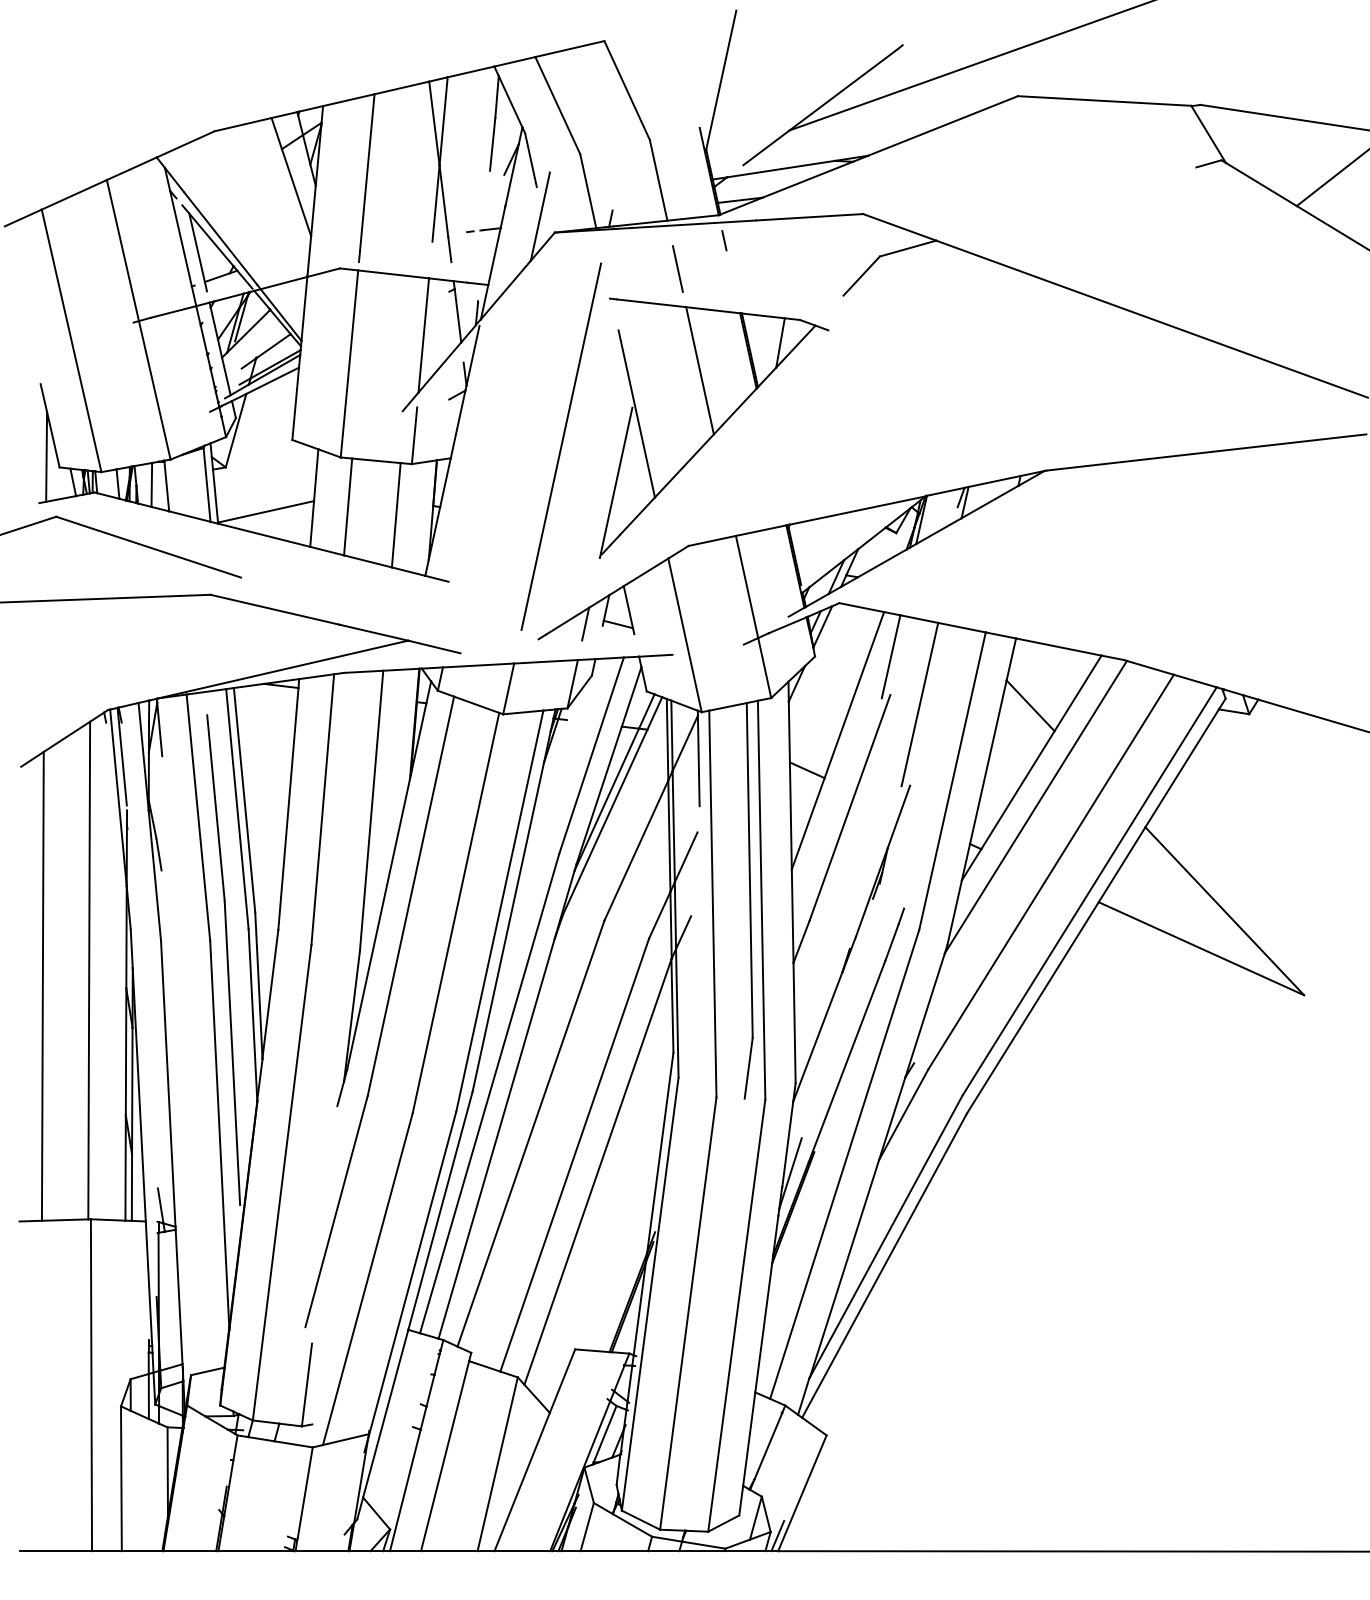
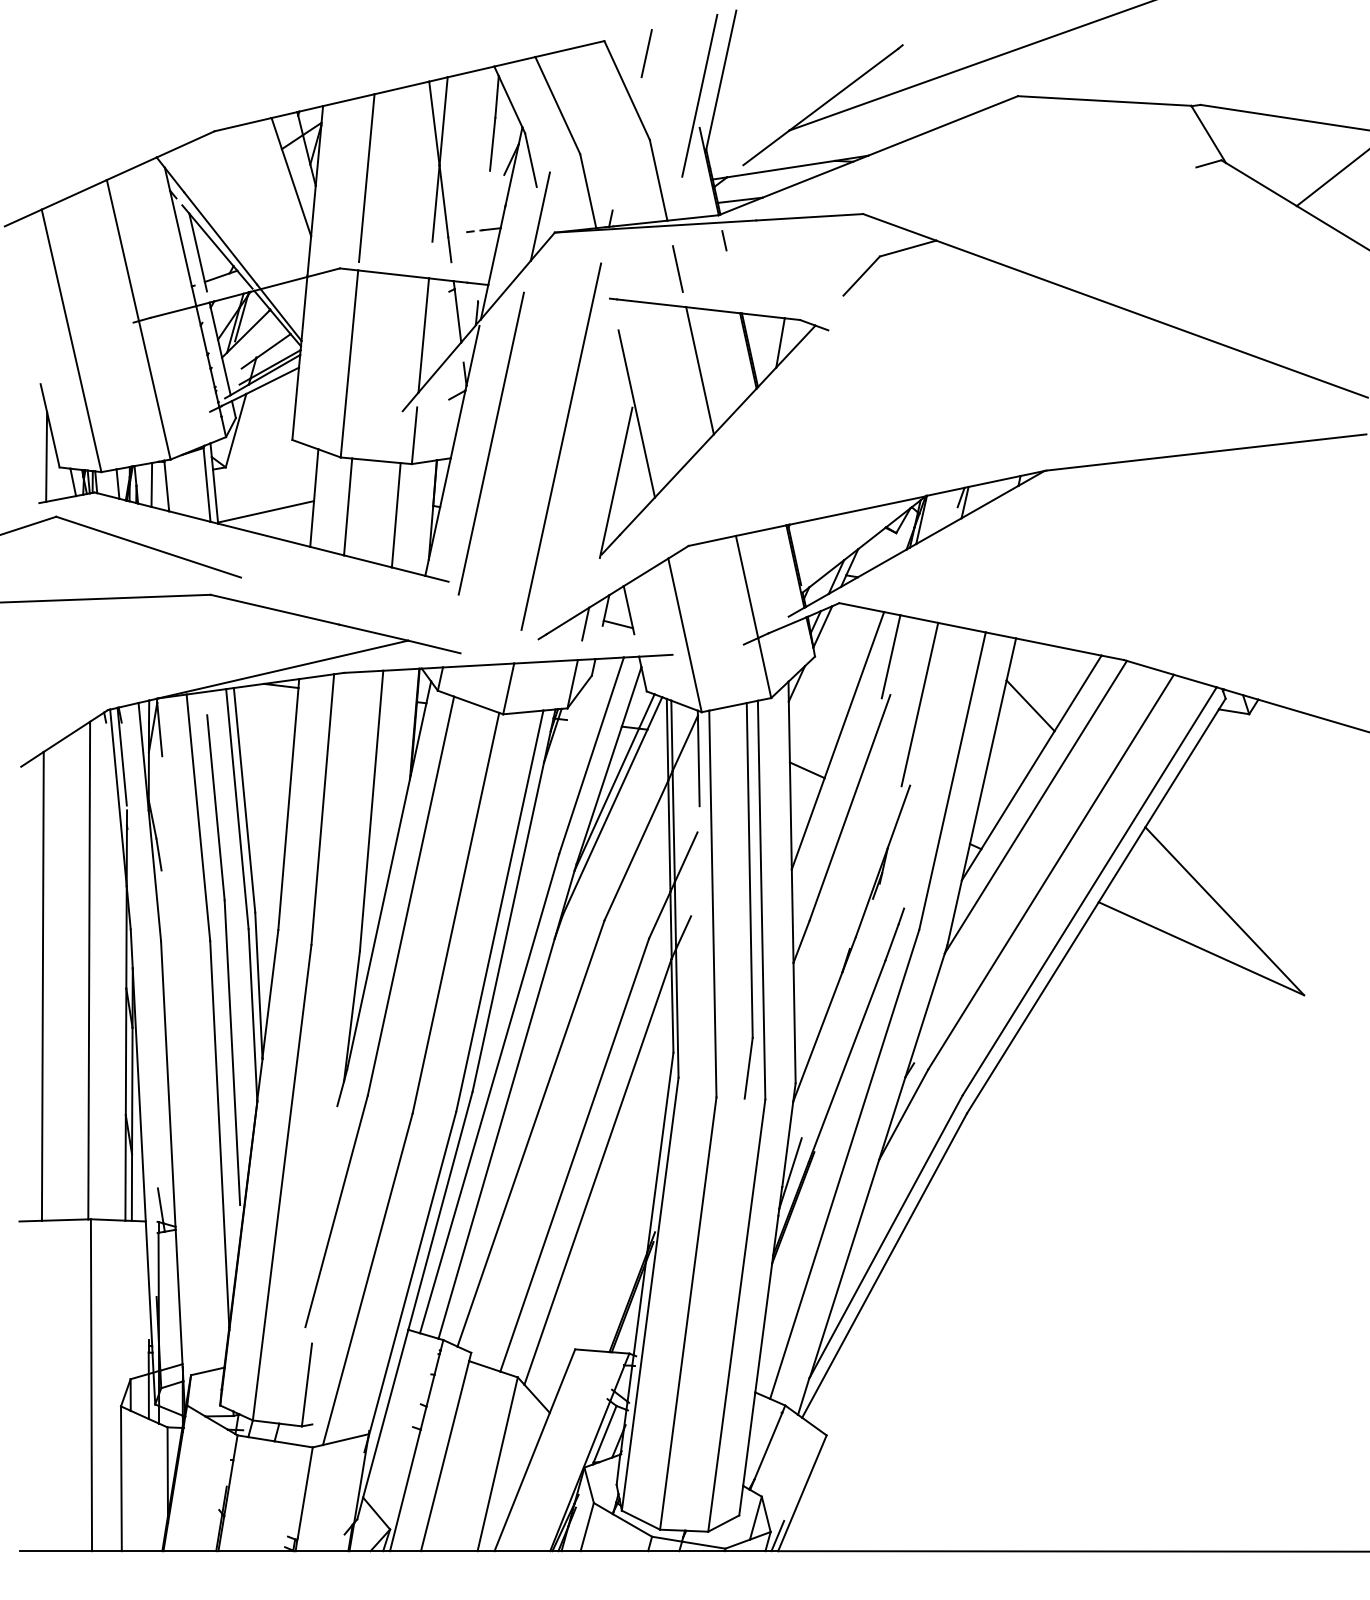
line: none -> present (646, 53)
line: none -> present (699, 95)
line: none -> present (490, 443)
